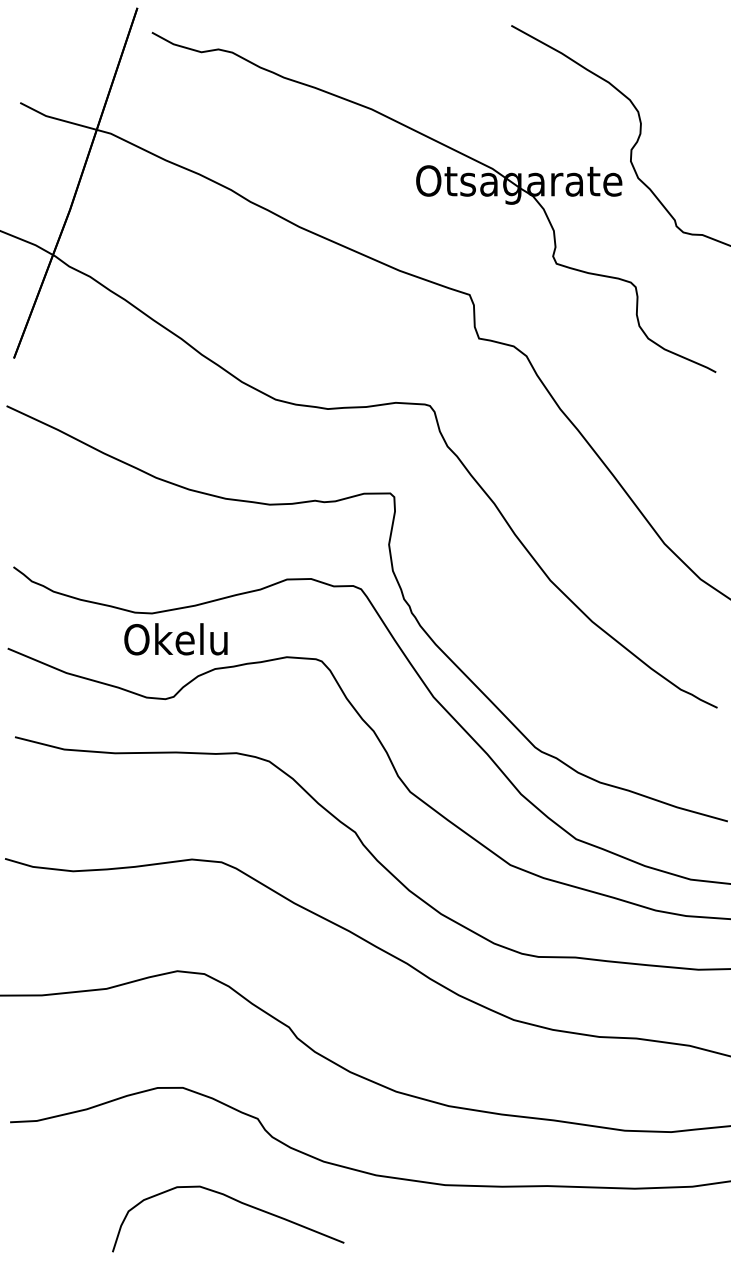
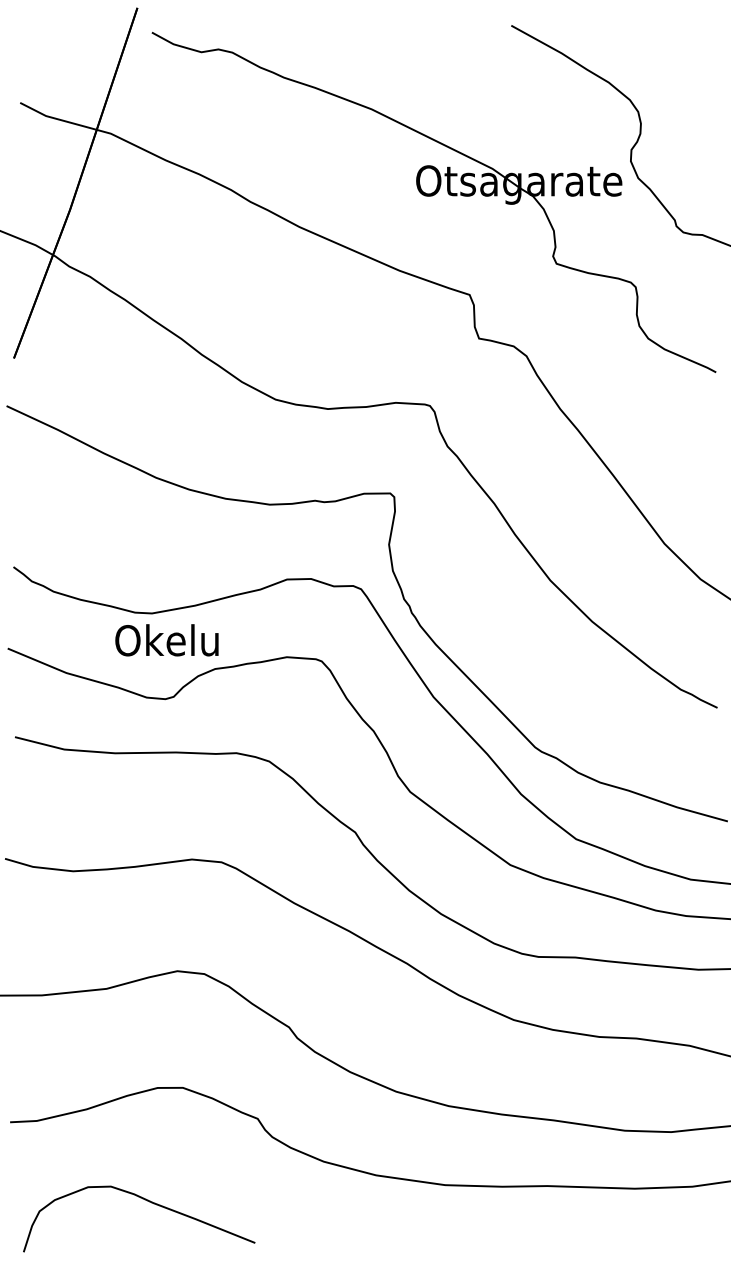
text position: (175, 639) -> (166, 640) (166, 640)
curve position: (236, 1201) -> (147, 1201) (147, 1201)
